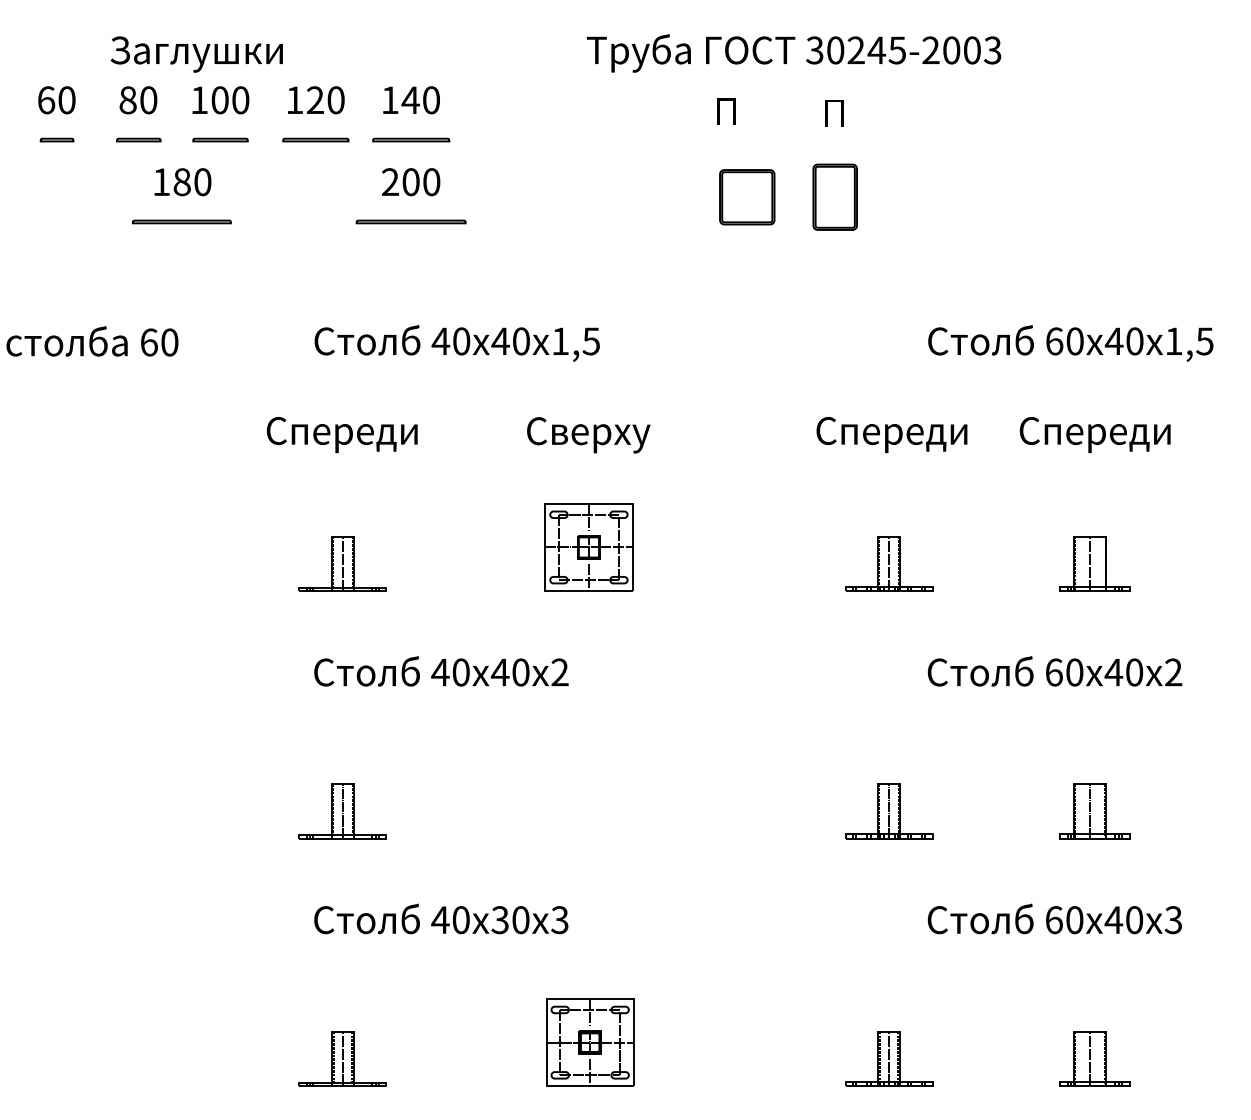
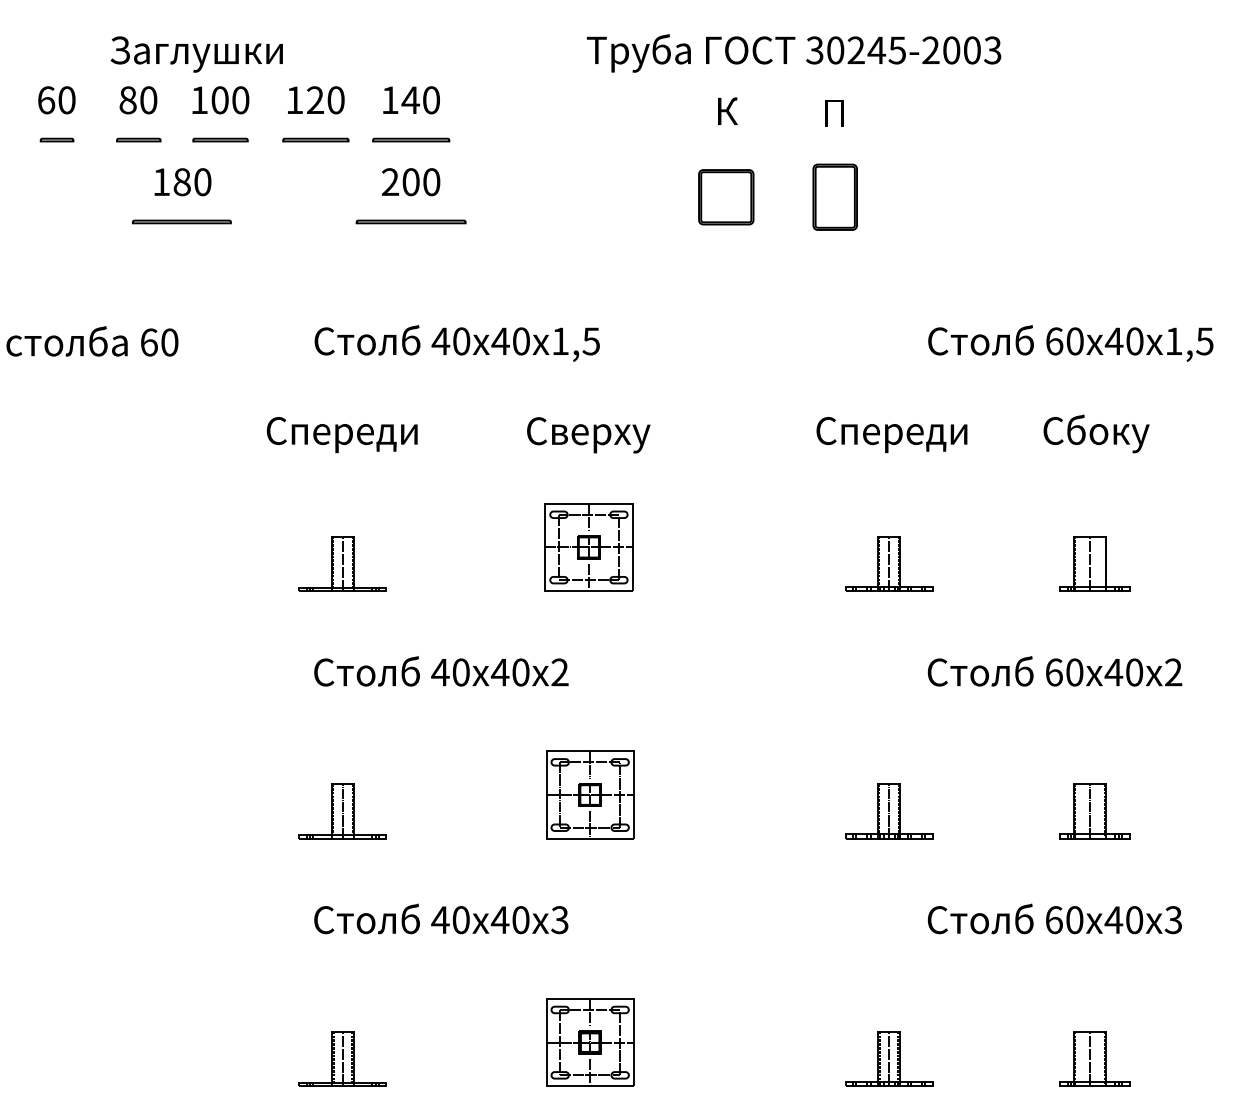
text: П -> К (727, 111)
part position: (747, 197) -> (726, 197) (726, 197)
text: Спереди -> Сбоку (1094, 433)
part: none -> present (590, 794)
text: 30 -> 40 (499, 920)
